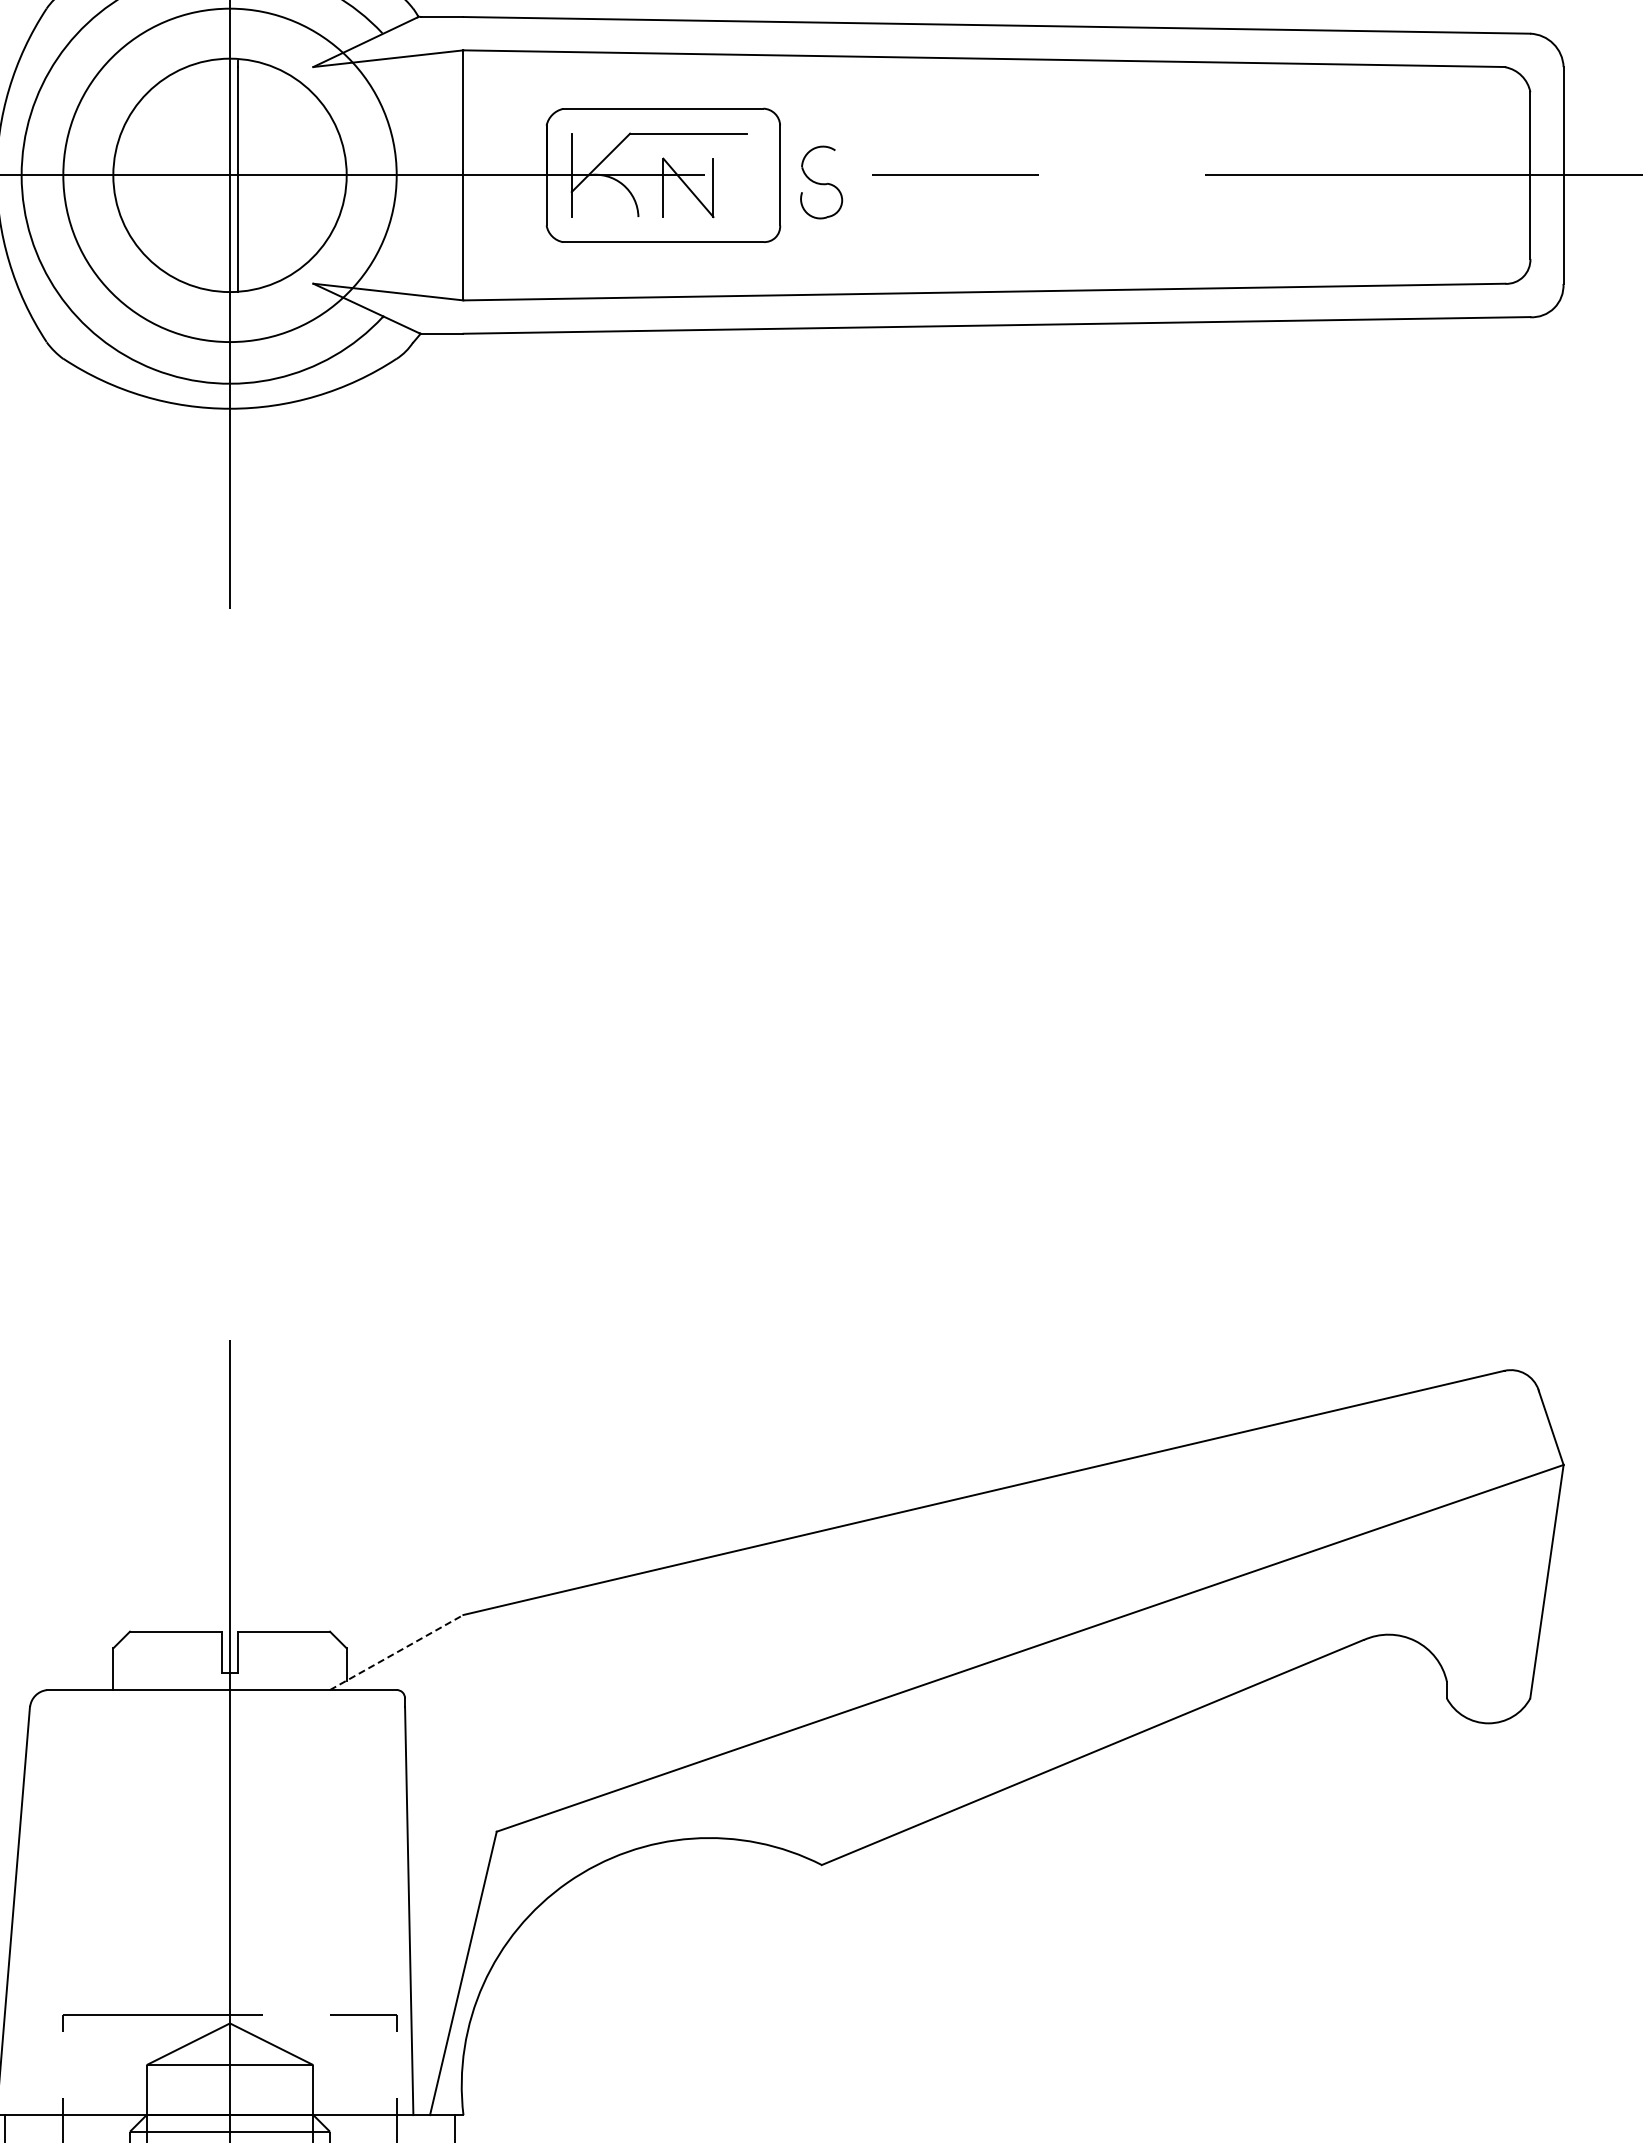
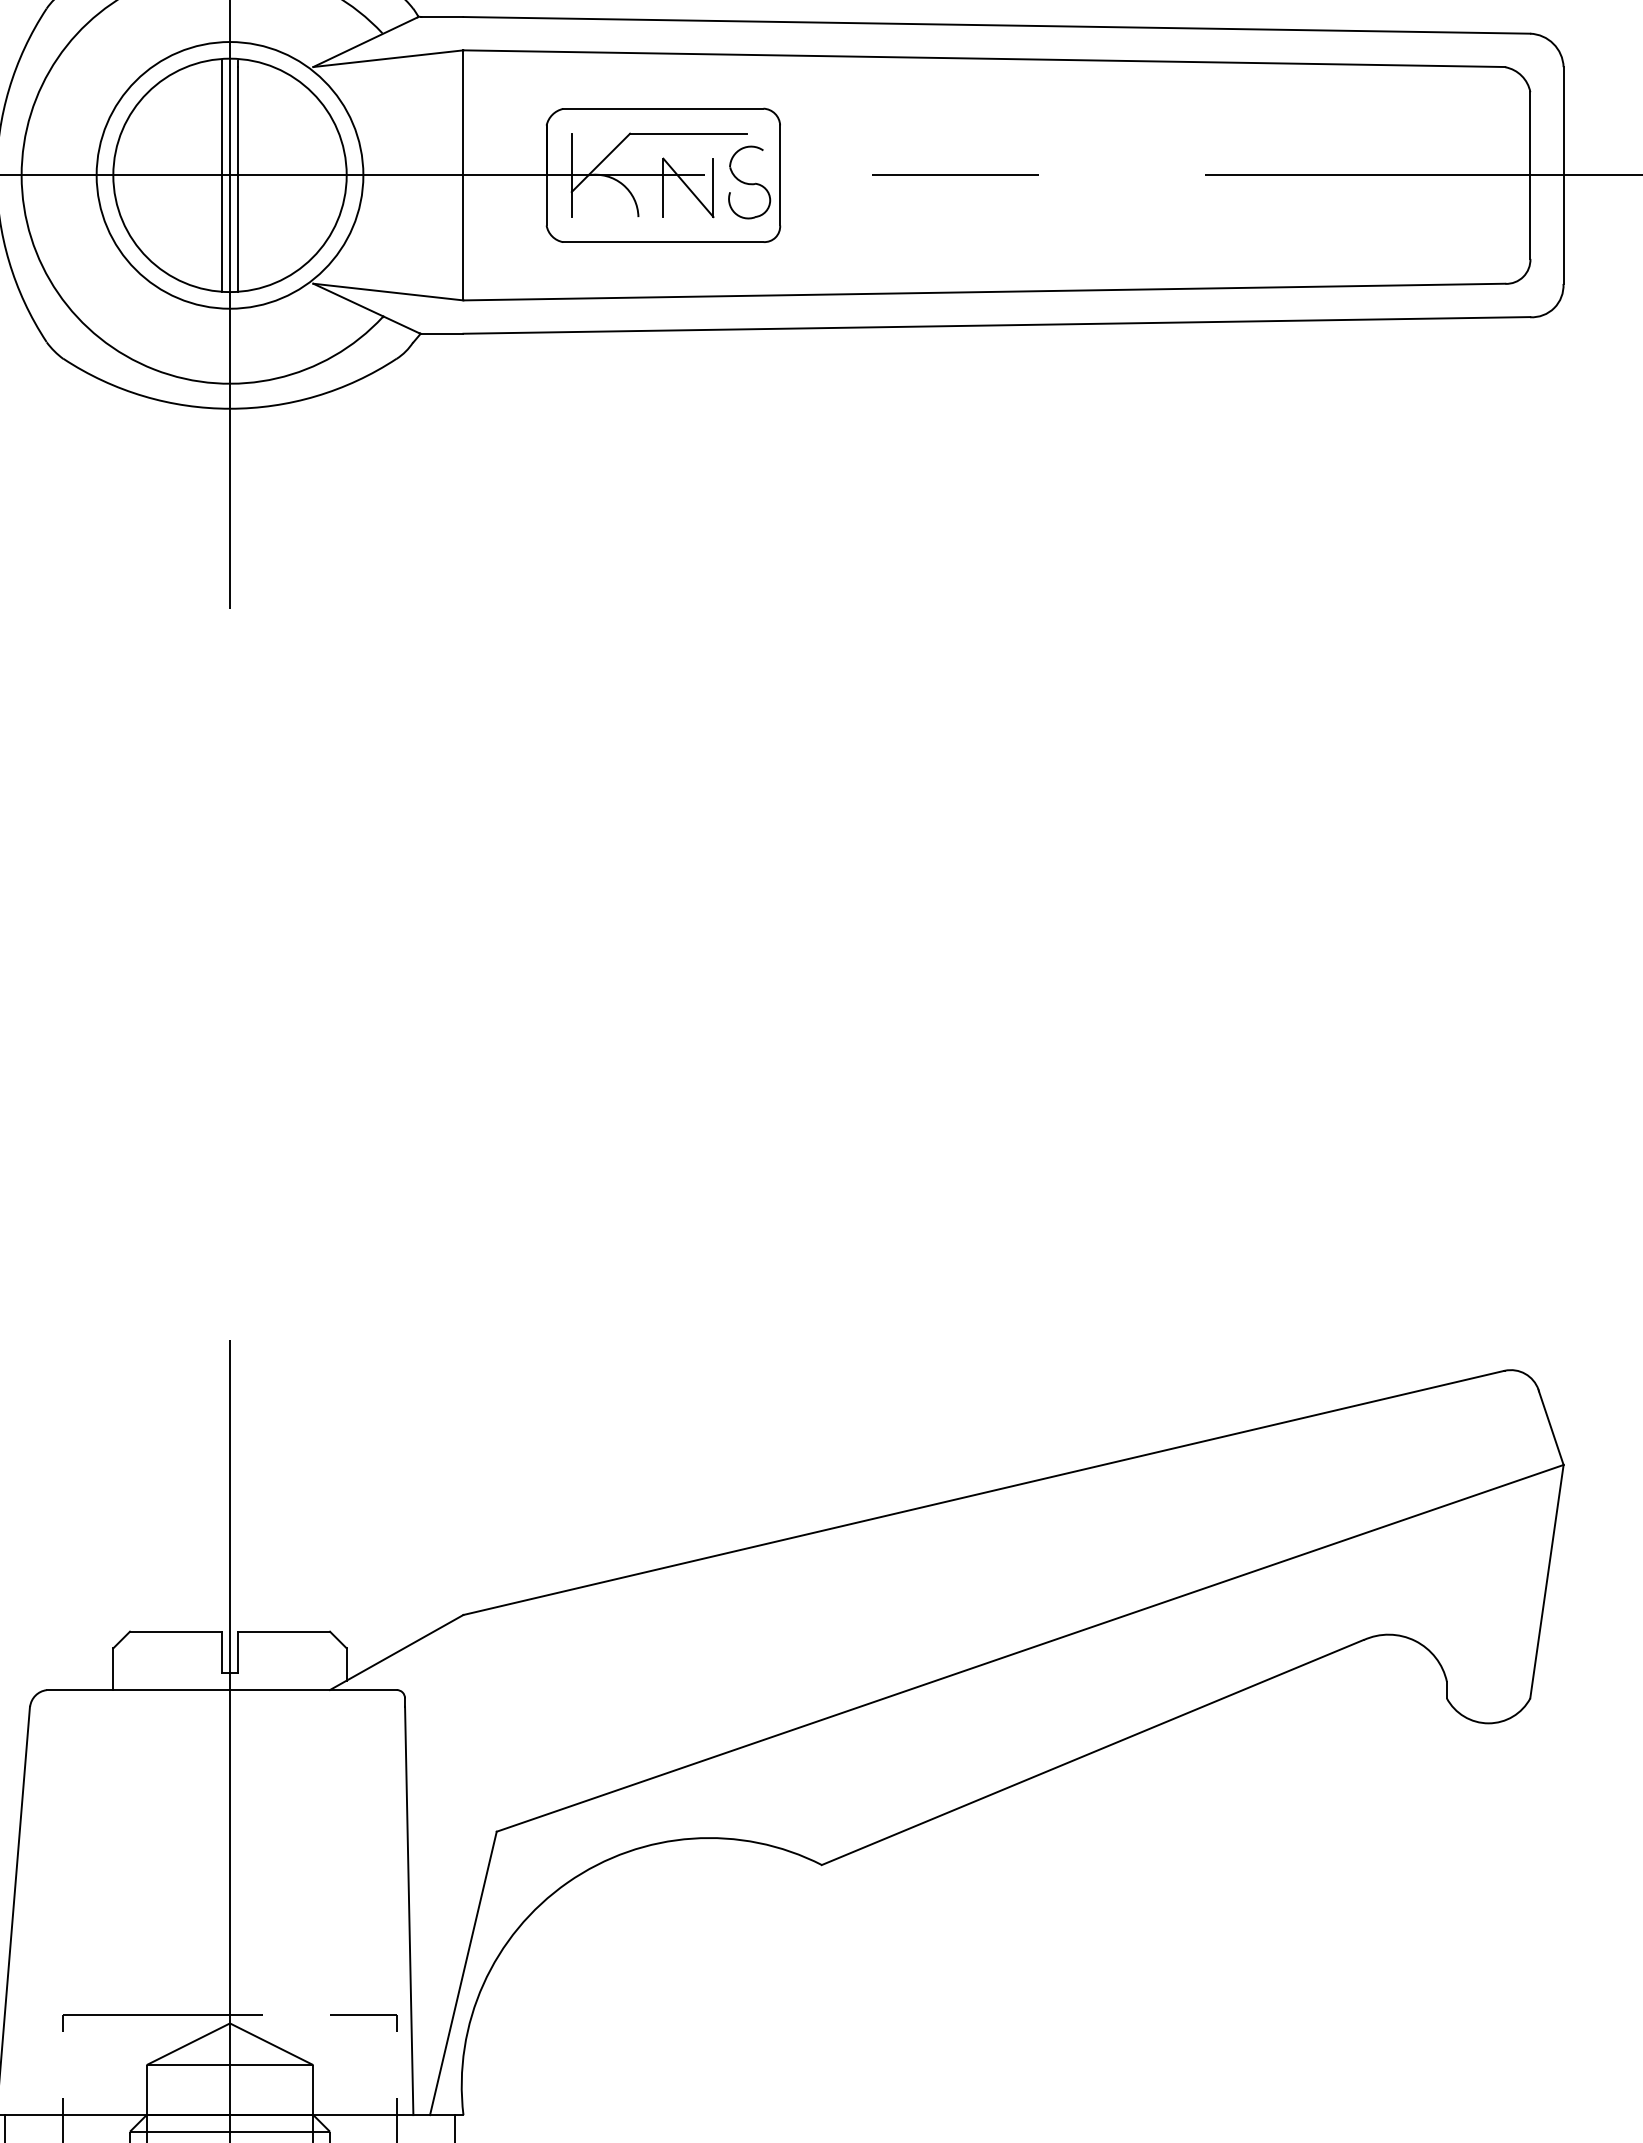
circle diameter: 333 px -> 267 px (229, 175)
line: none -> present (221, 176)
part position: (821, 182) -> (749, 182) (749, 182)
line: dashed -> solid (396, 1652)
